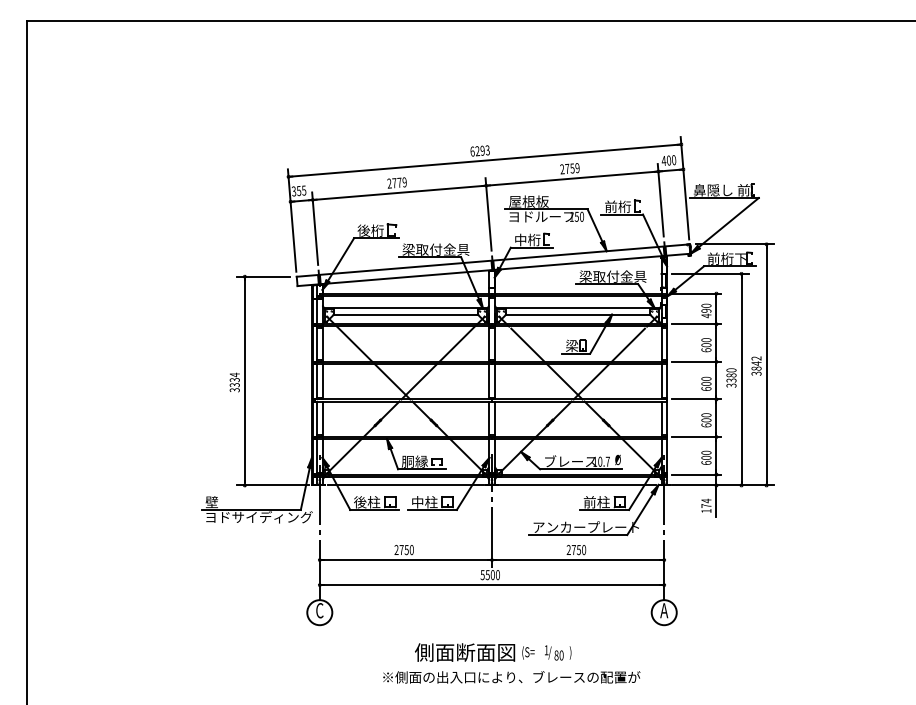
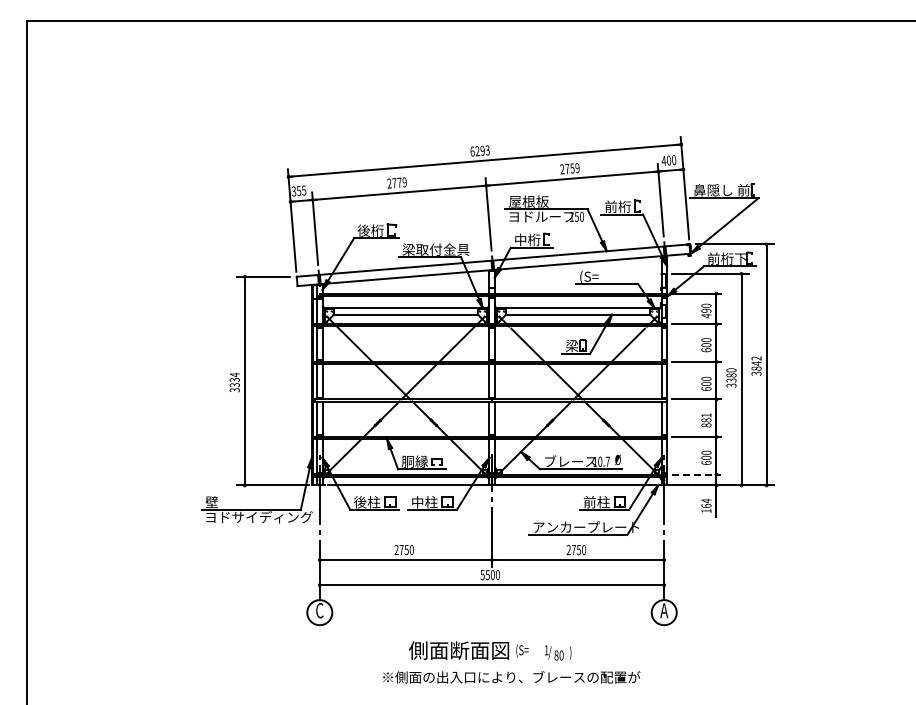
text: 梁取付金具 -> (S= (612, 276)
text: 600 -> 881 (706, 420)
line: solid -> dashed (696, 474)
text: 174 -> 164 (706, 505)
text position: (474, 652) -> (468, 650) (468, 650)
